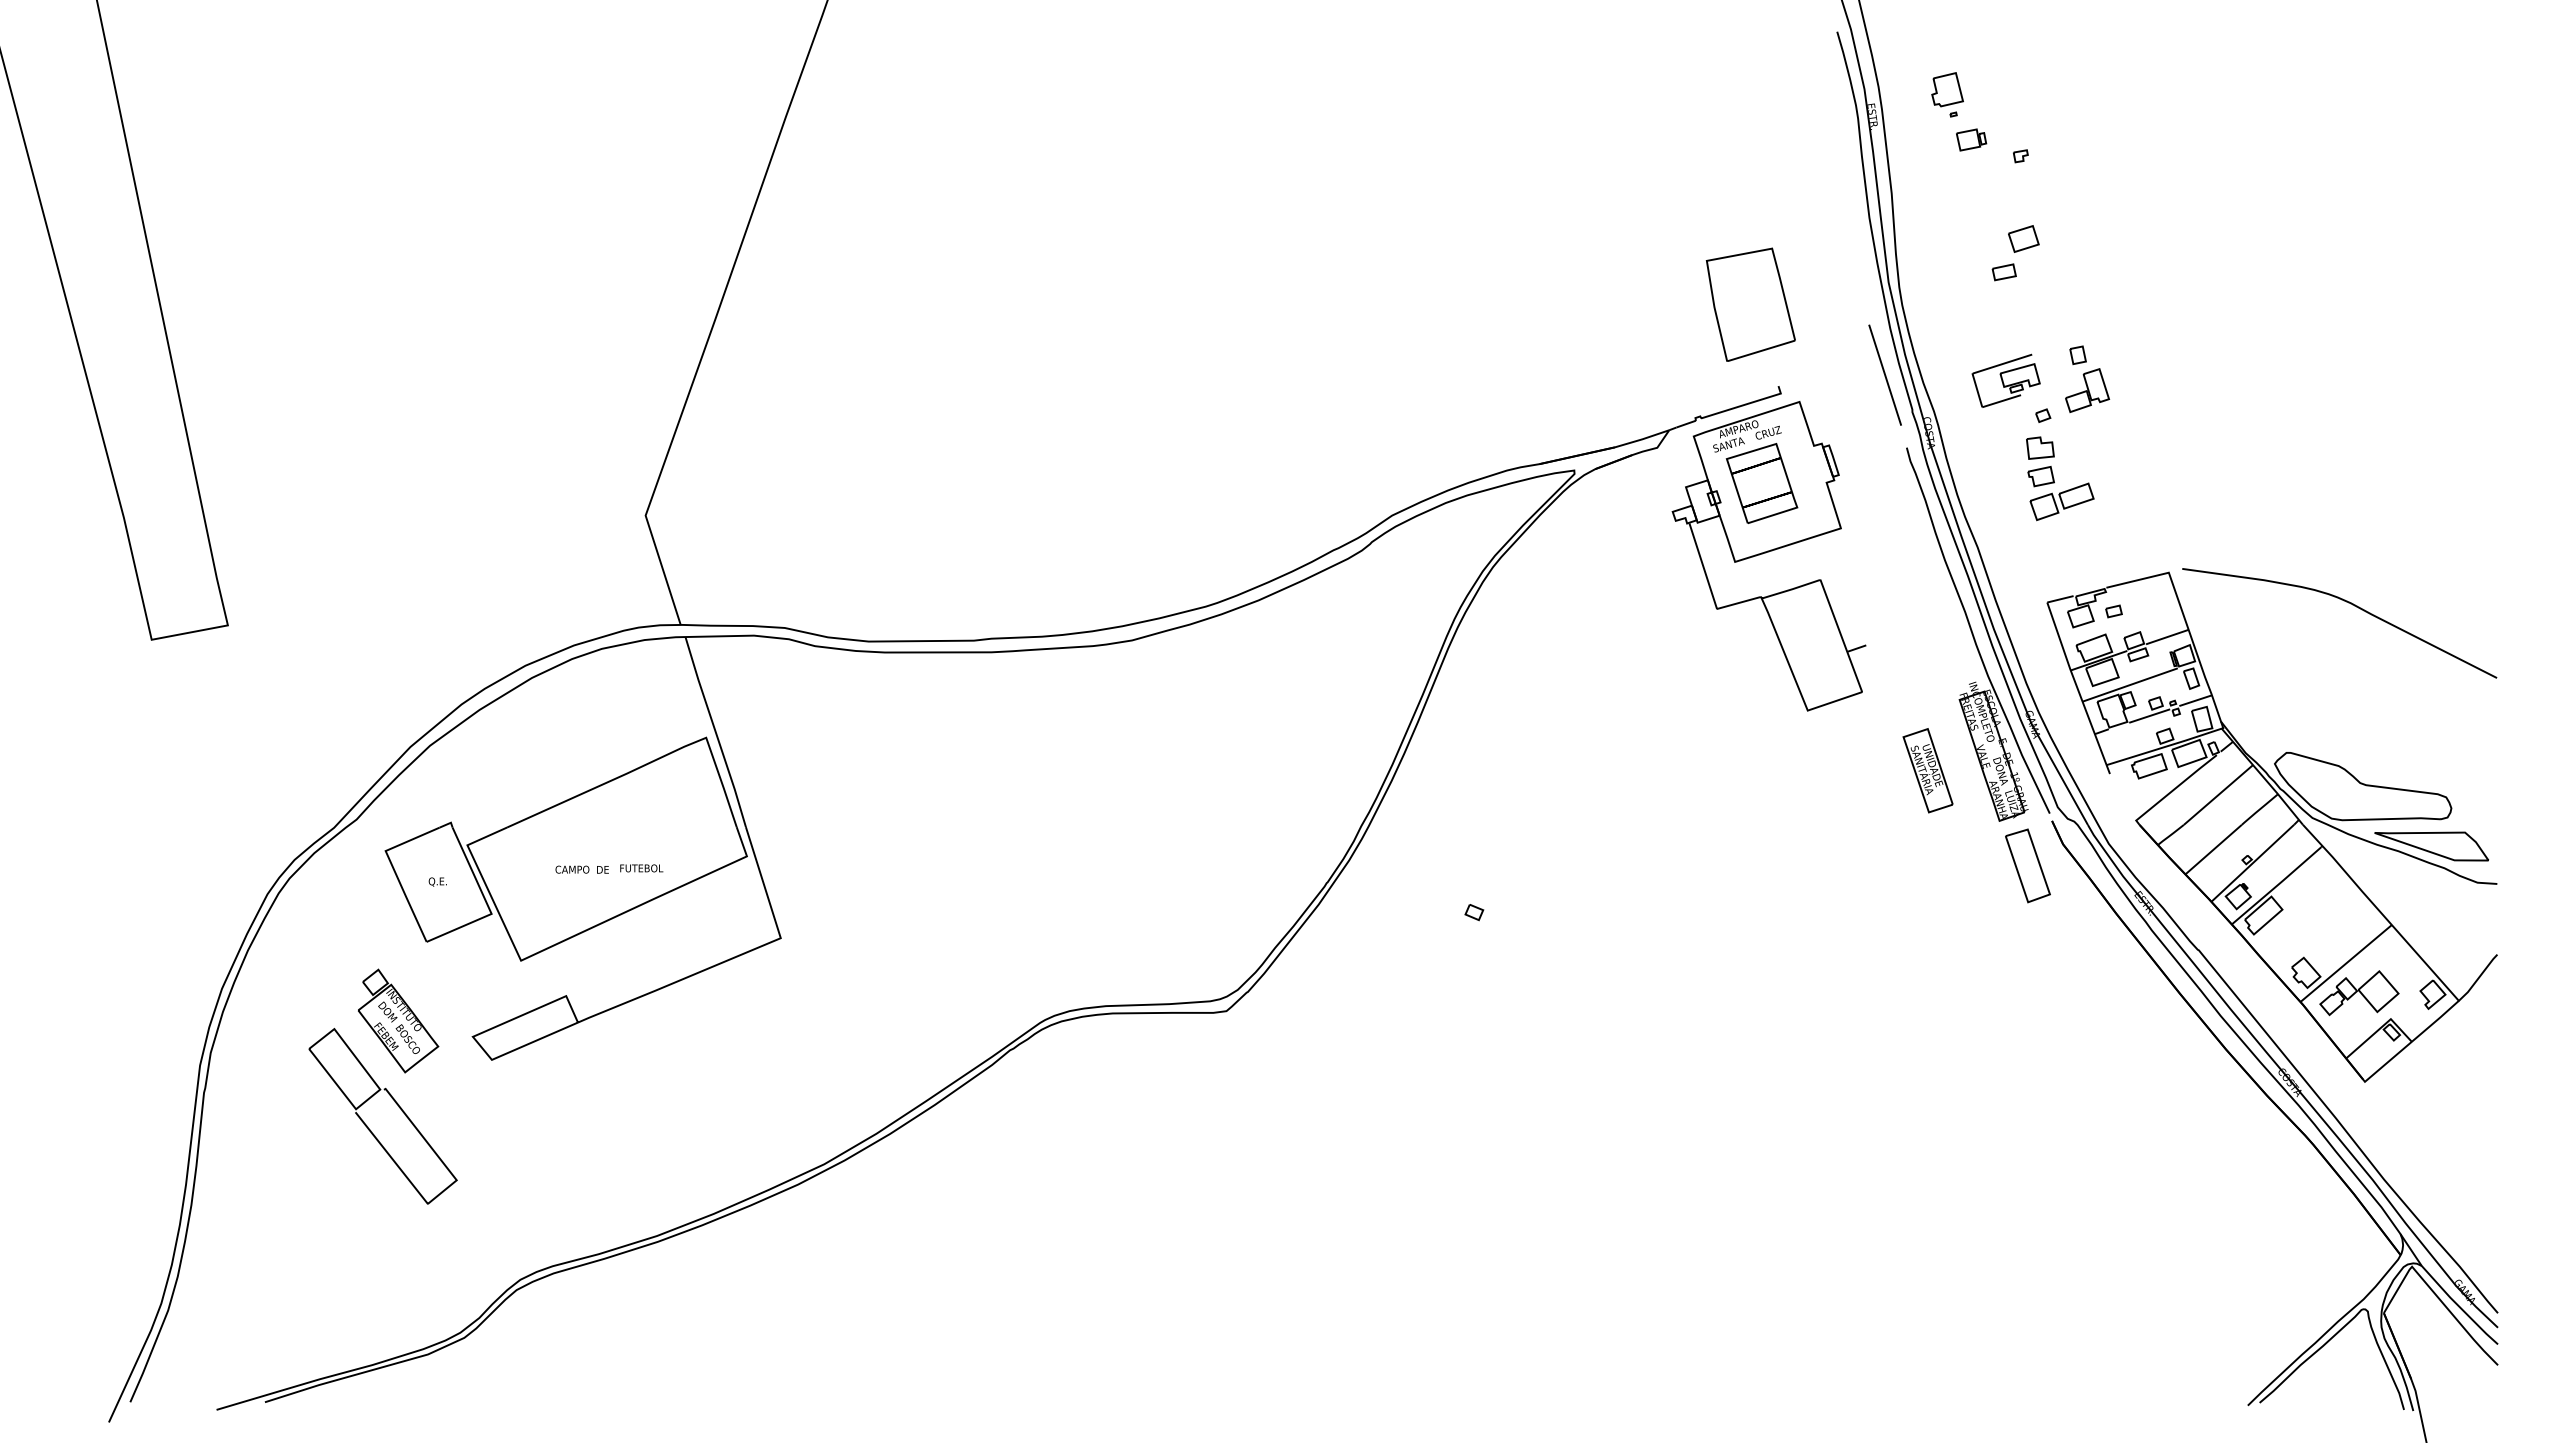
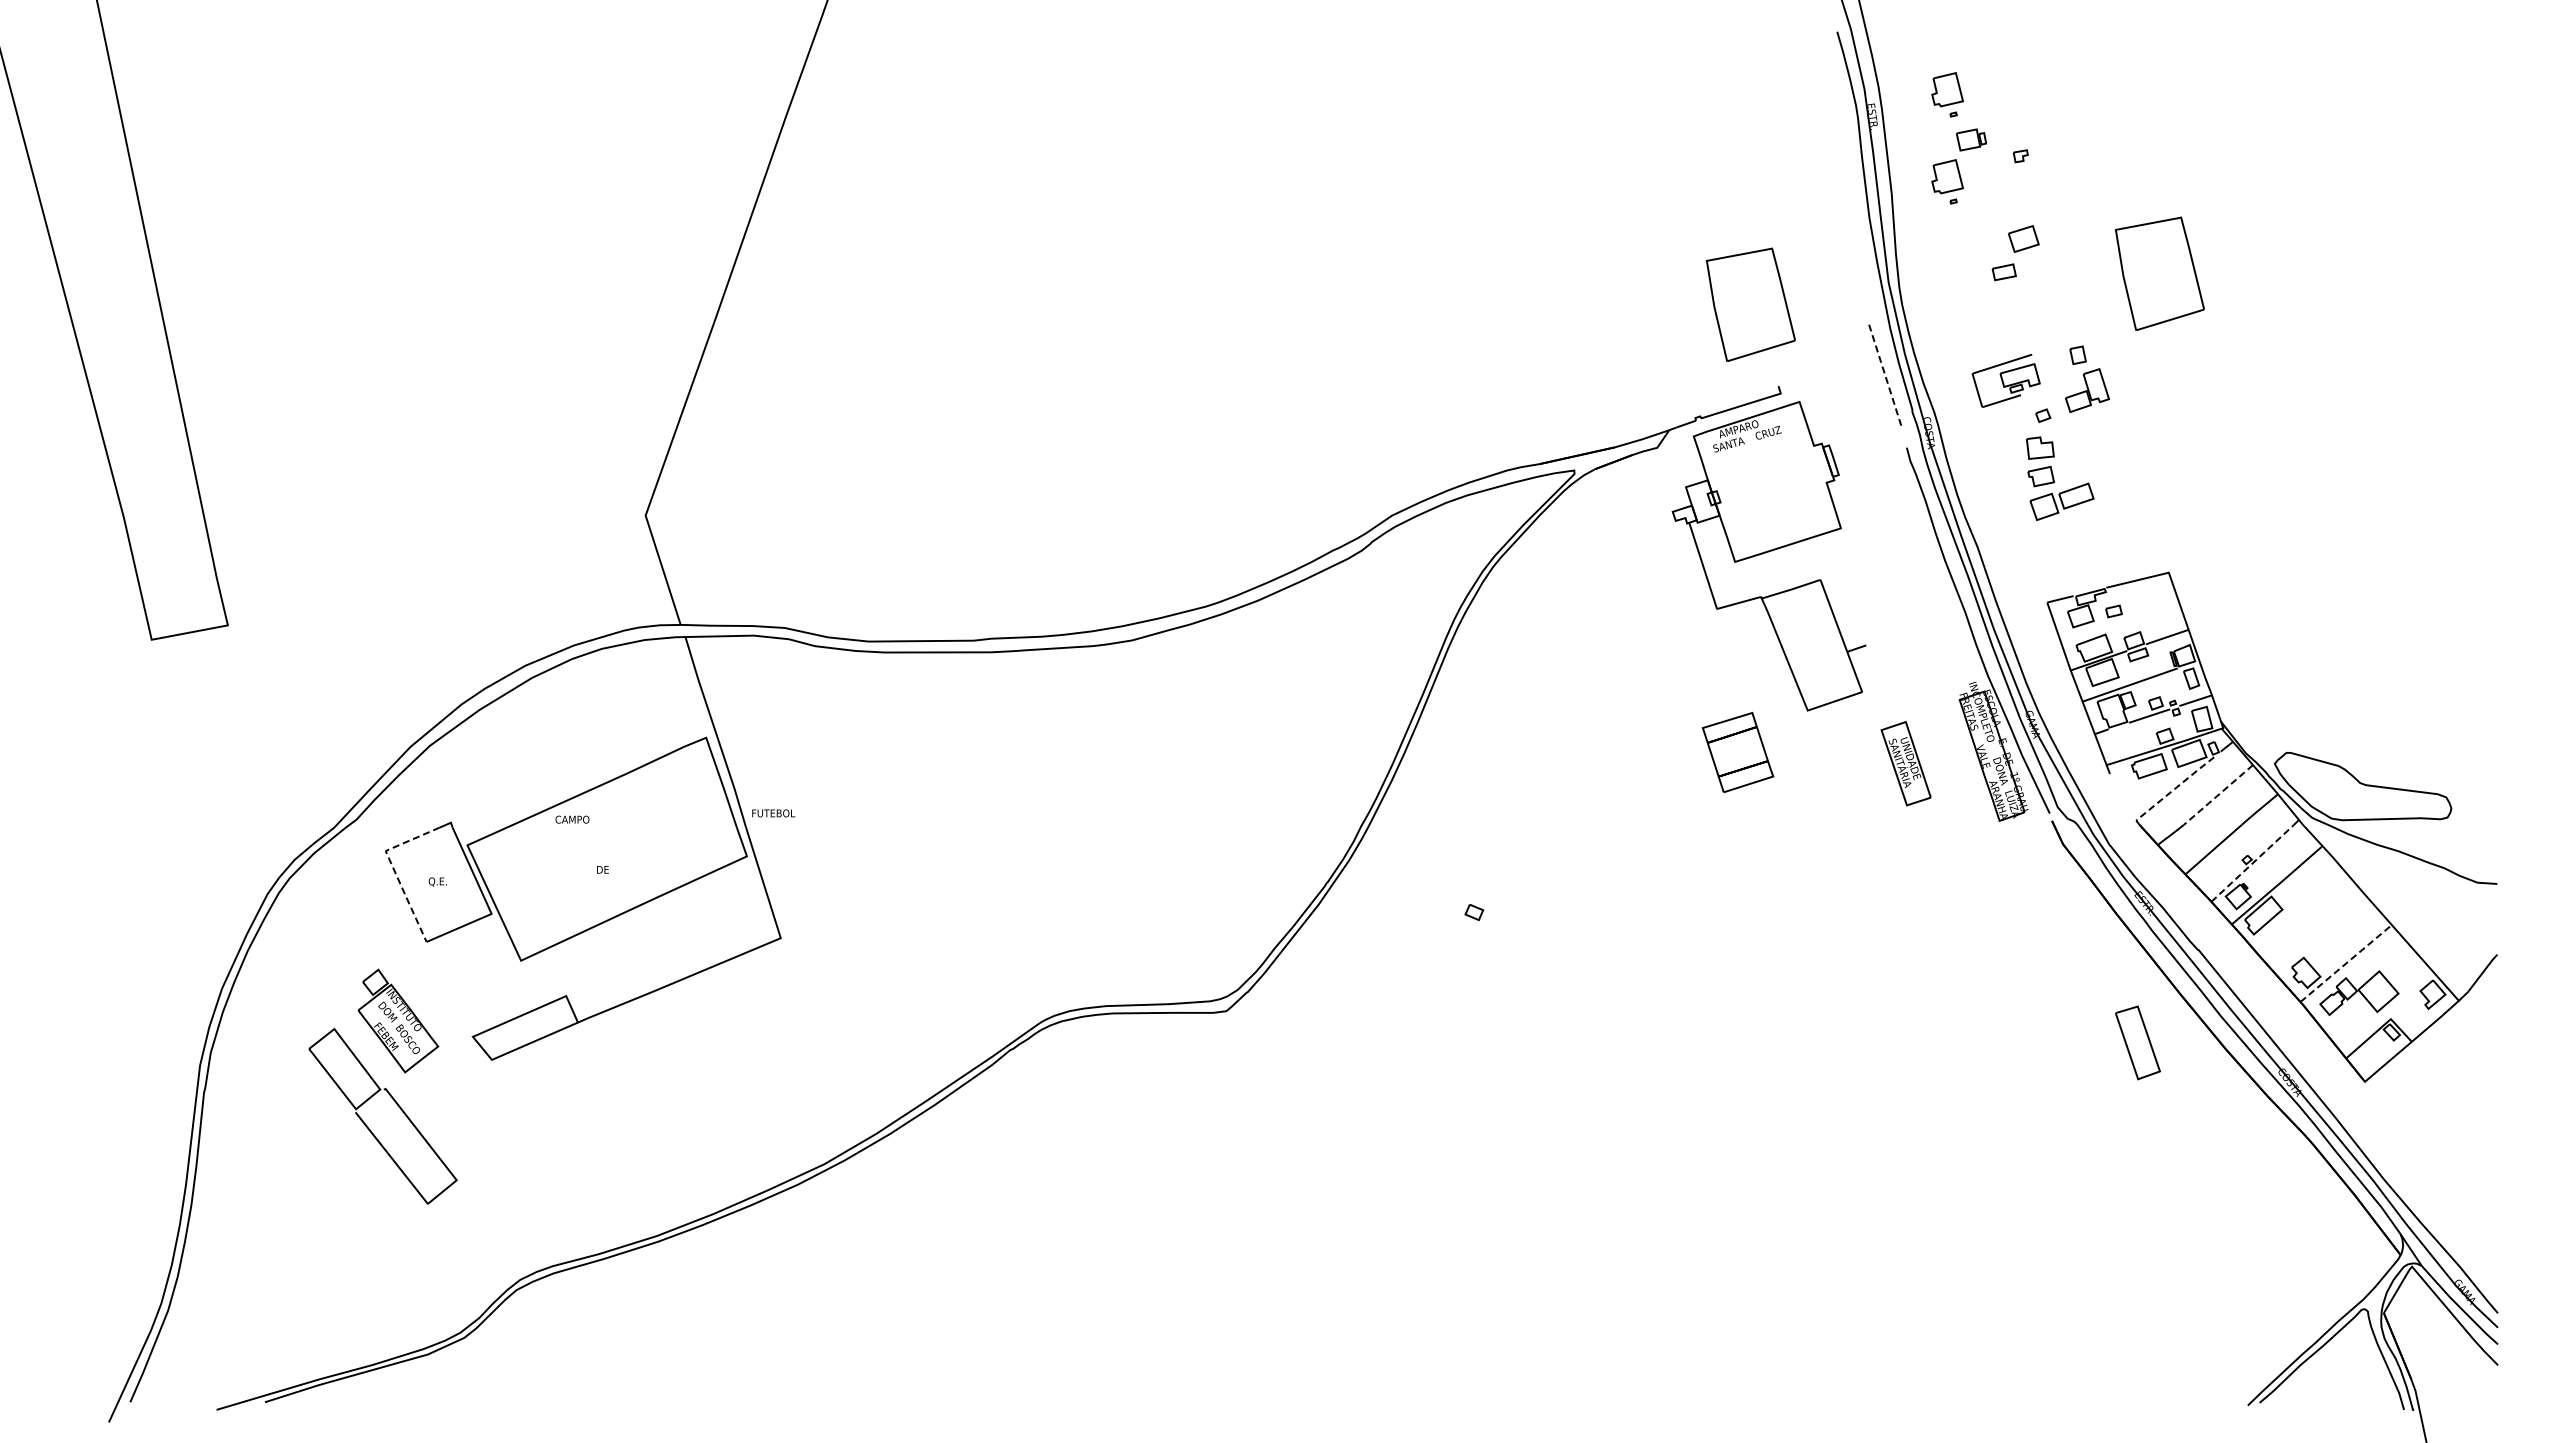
part: none -> present (1947, 181)
part: none -> present (2159, 273)
line: solid -> dashed (1885, 375)
part position: (1761, 483) -> (1737, 752) (1737, 752)
curve: present -> none (2348, 603)
part position: (1927, 770) -> (1905, 763) (1905, 763)
line: solid -> dashed (2174, 789)
line: solid -> dashed (2218, 795)
part: present -> none (2431, 846)
line: solid -> dashed (2252, 863)
part position: (2027, 865) -> (2137, 1042) (2137, 1042)
text position: (641, 868) -> (773, 813) (773, 813)
line: solid -> dashed (394, 869)
text position: (572, 869) -> (572, 819) (572, 819)
line: solid -> dashed (2346, 963)
